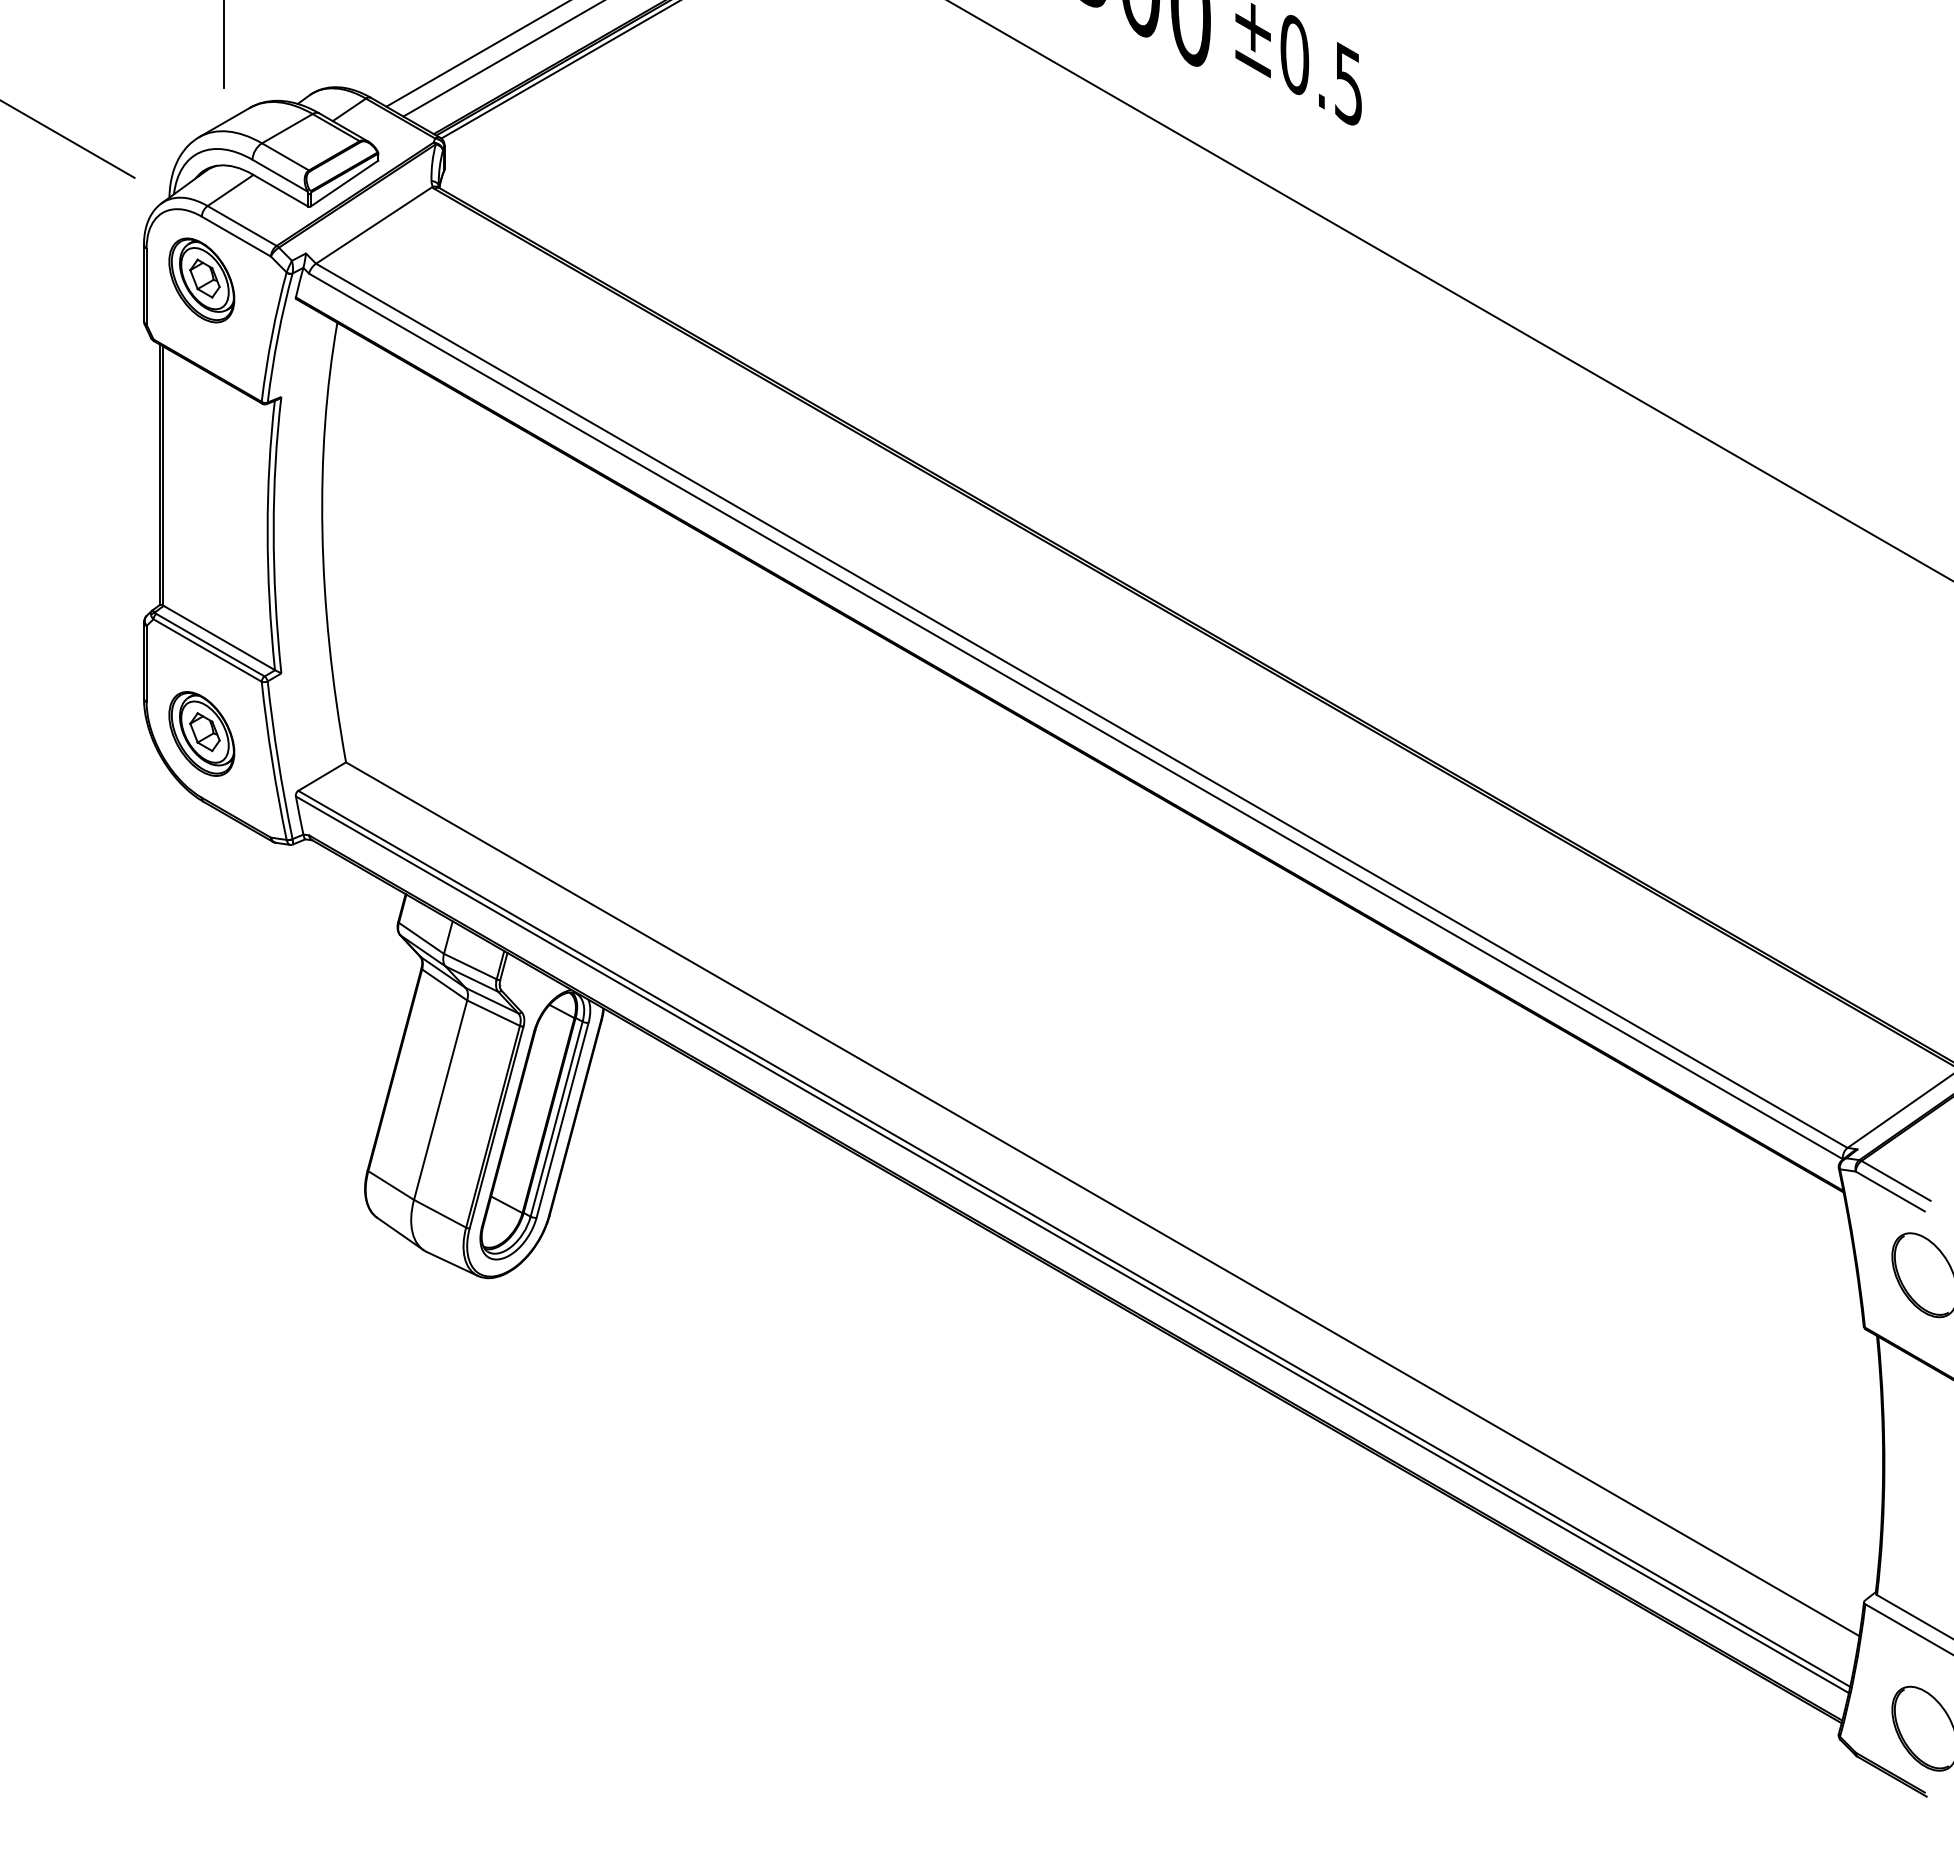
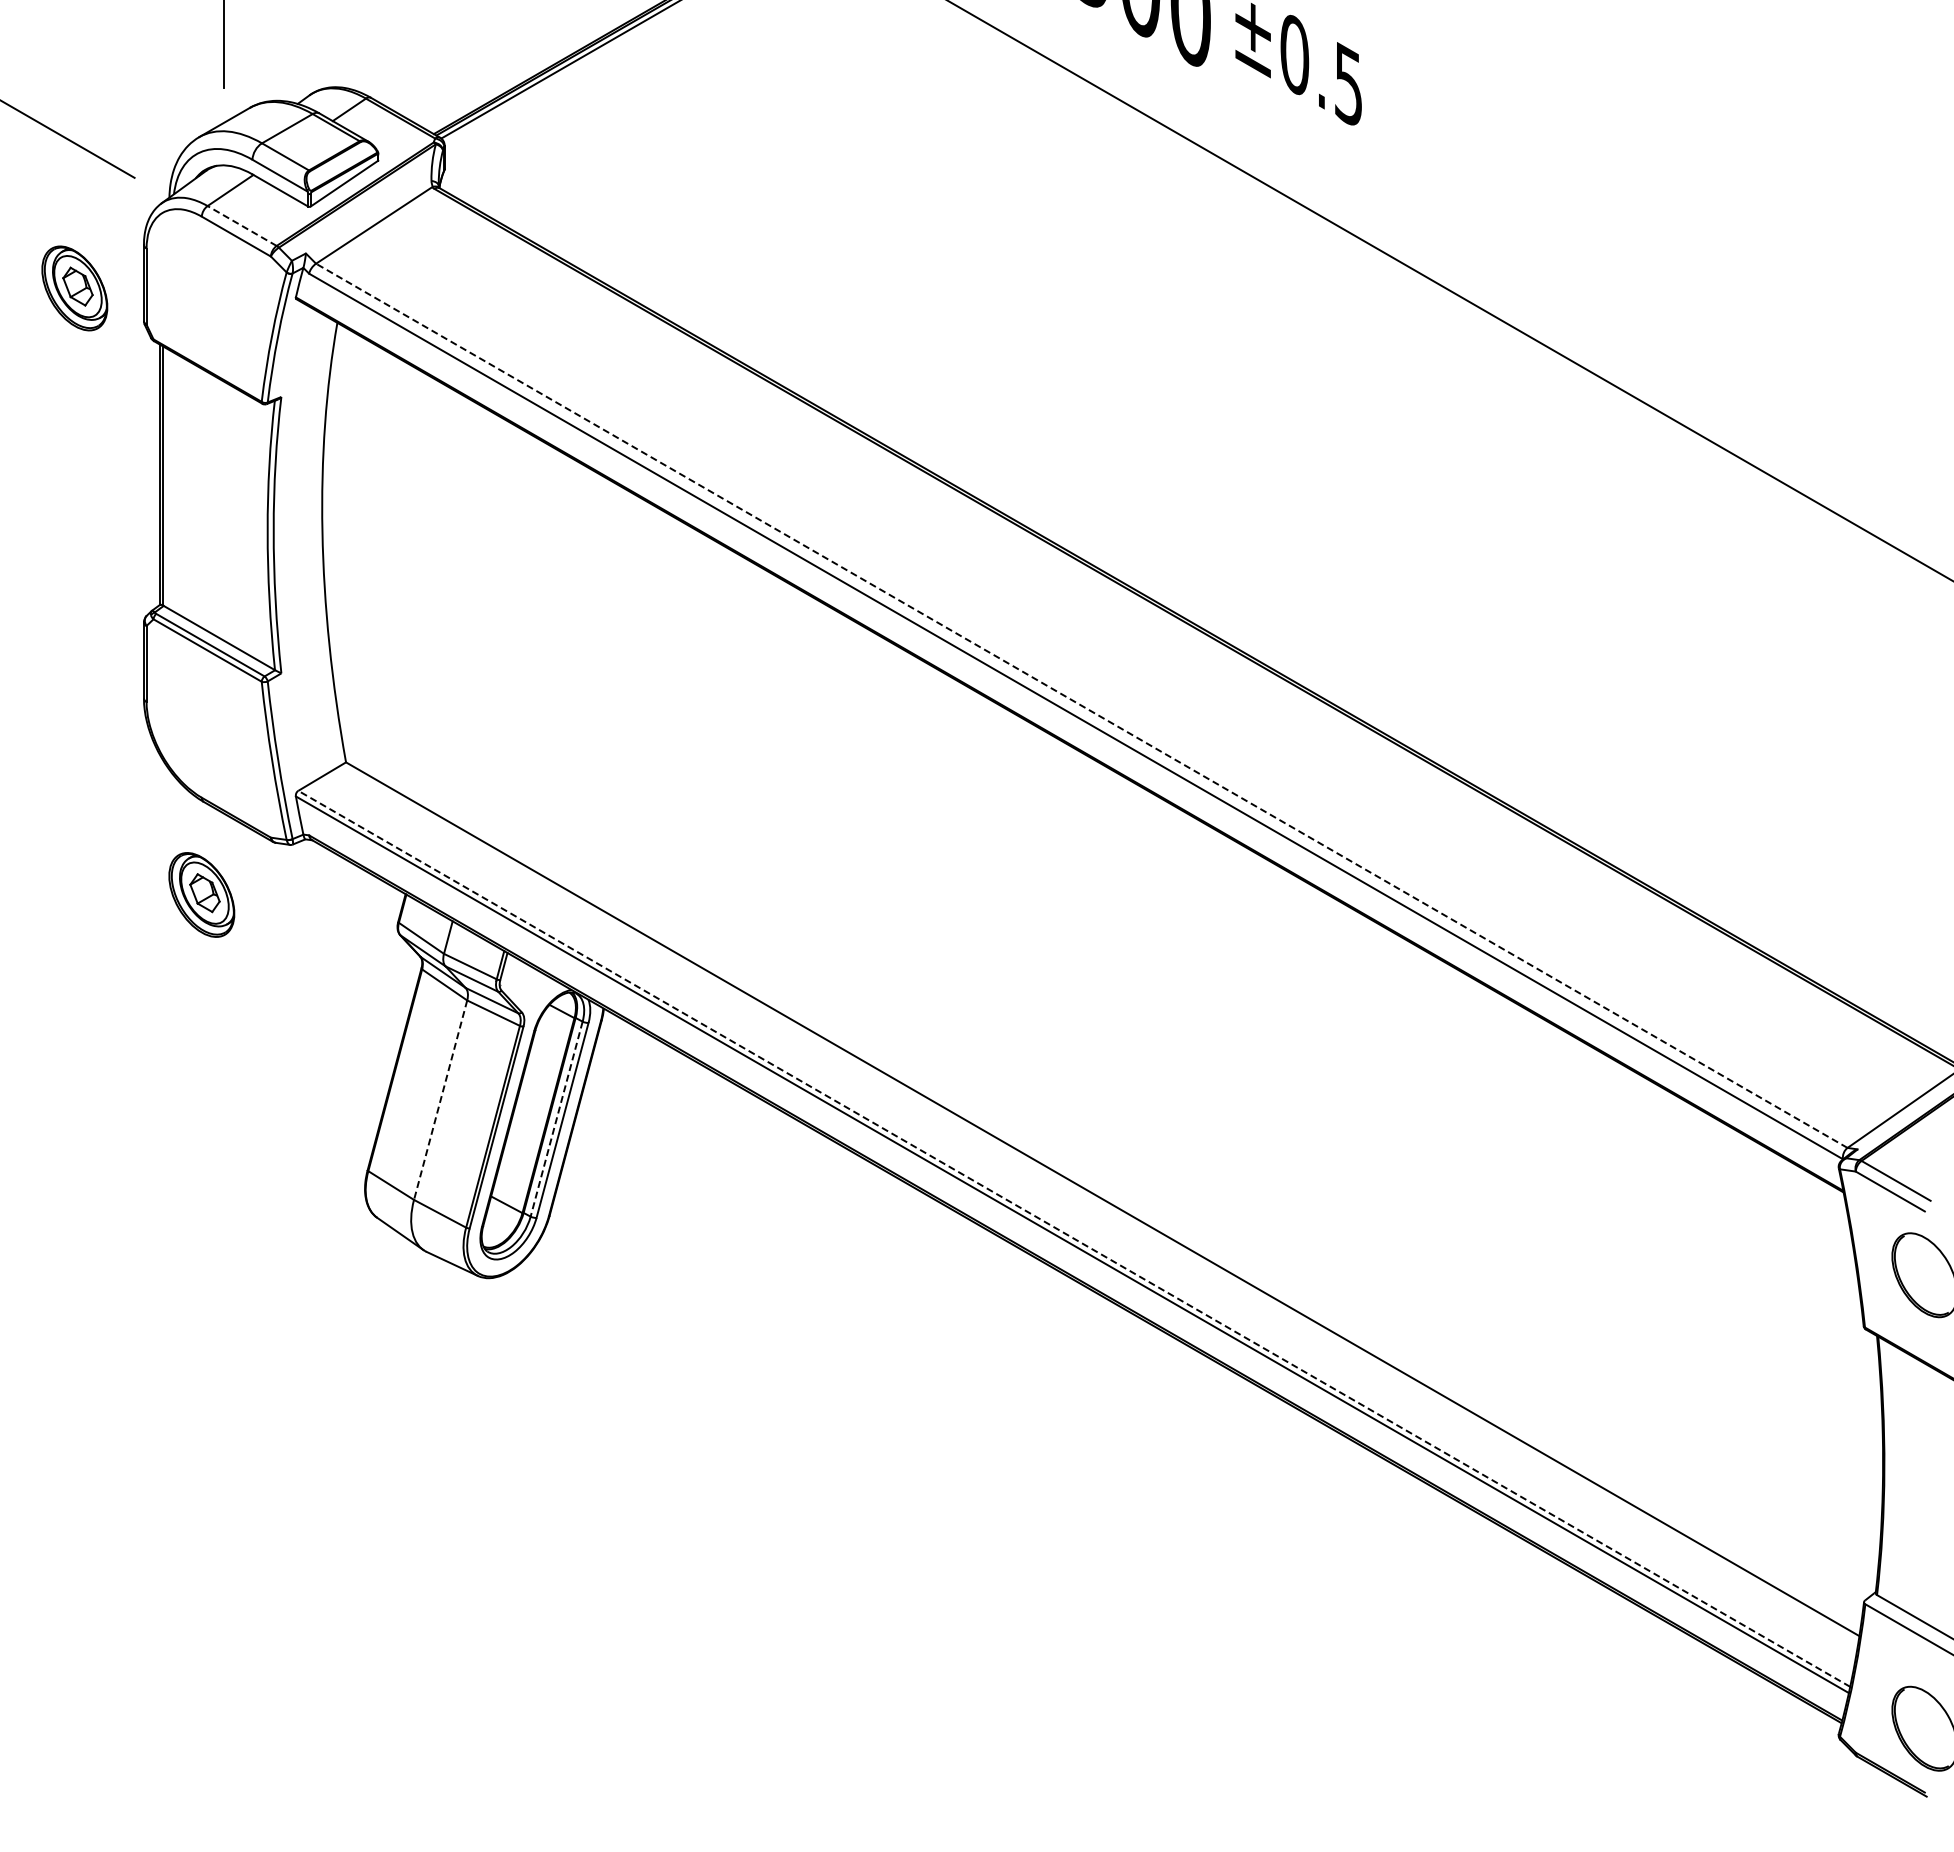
line: present -> none (476, 54)
line: present -> none (502, 59)
line: solid -> dashed (242, 226)
part position: (201, 280) -> (74, 288) (74, 288)
line: solid -> dashed (1081, 705)
part position: (201, 733) -> (201, 894) (201, 894)
line: solid -> dashed (440, 1100)
line: solid -> dashed (556, 1119)
line: solid -> dashed (1074, 1238)
